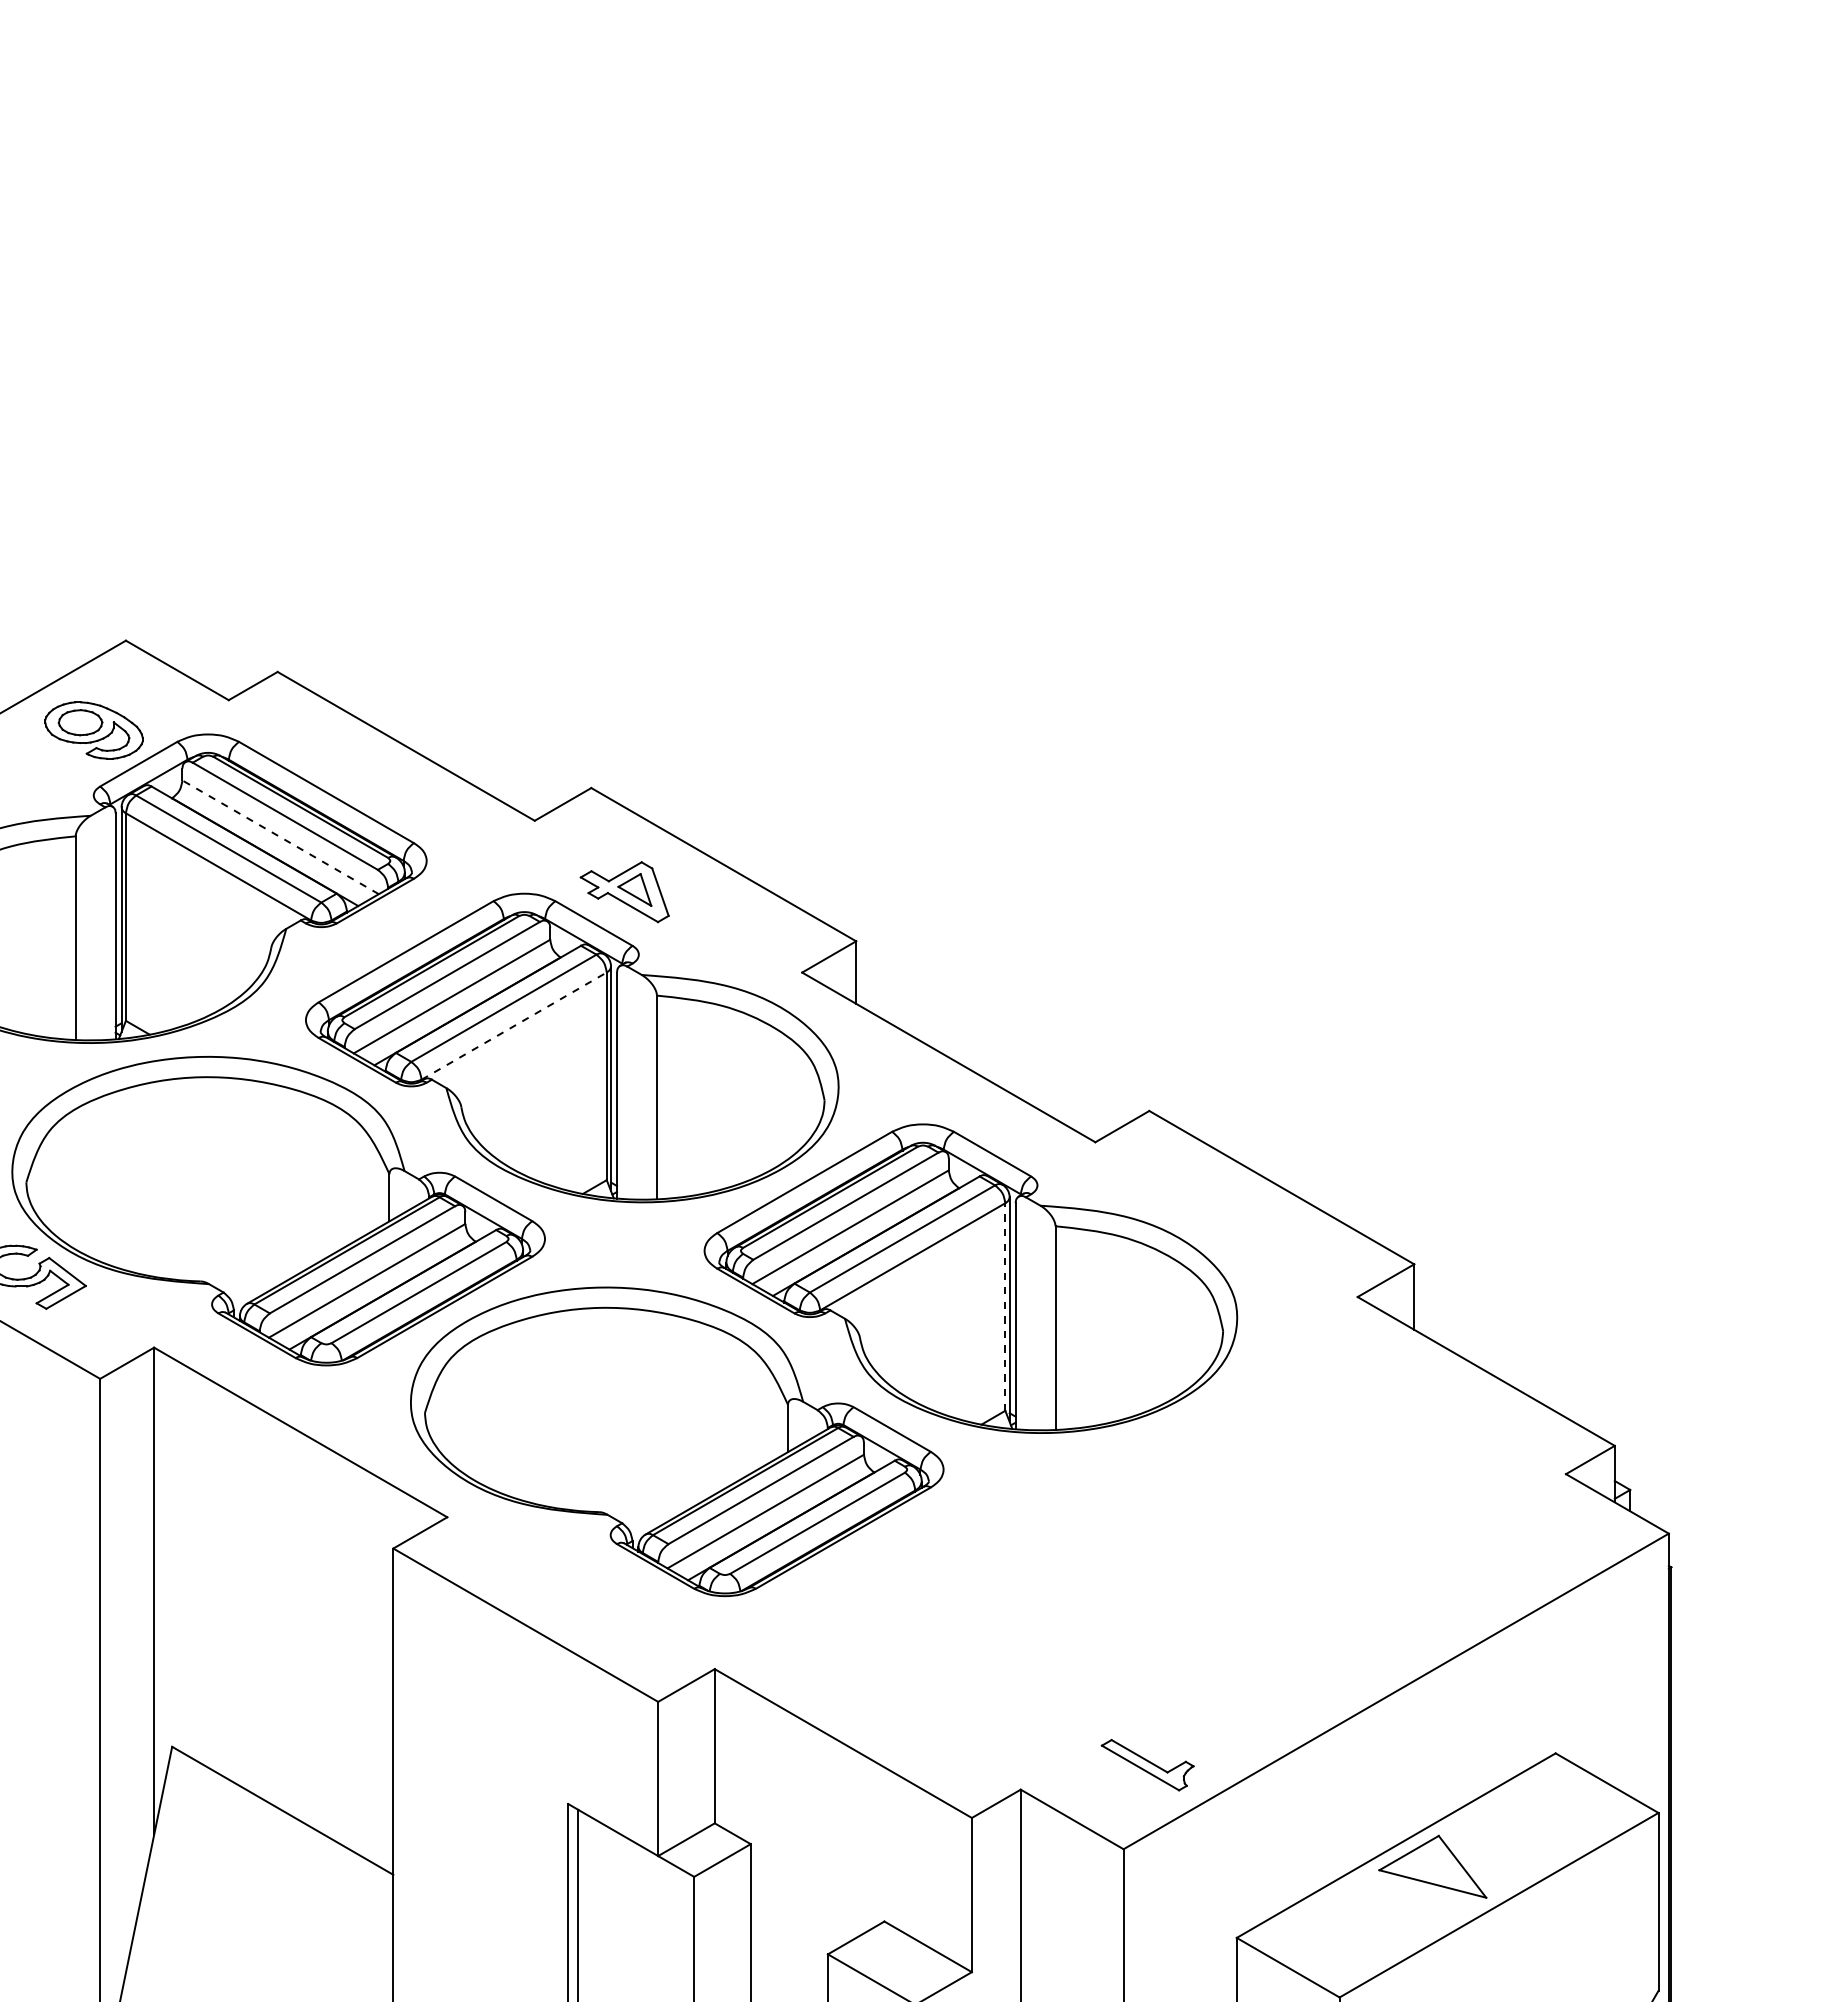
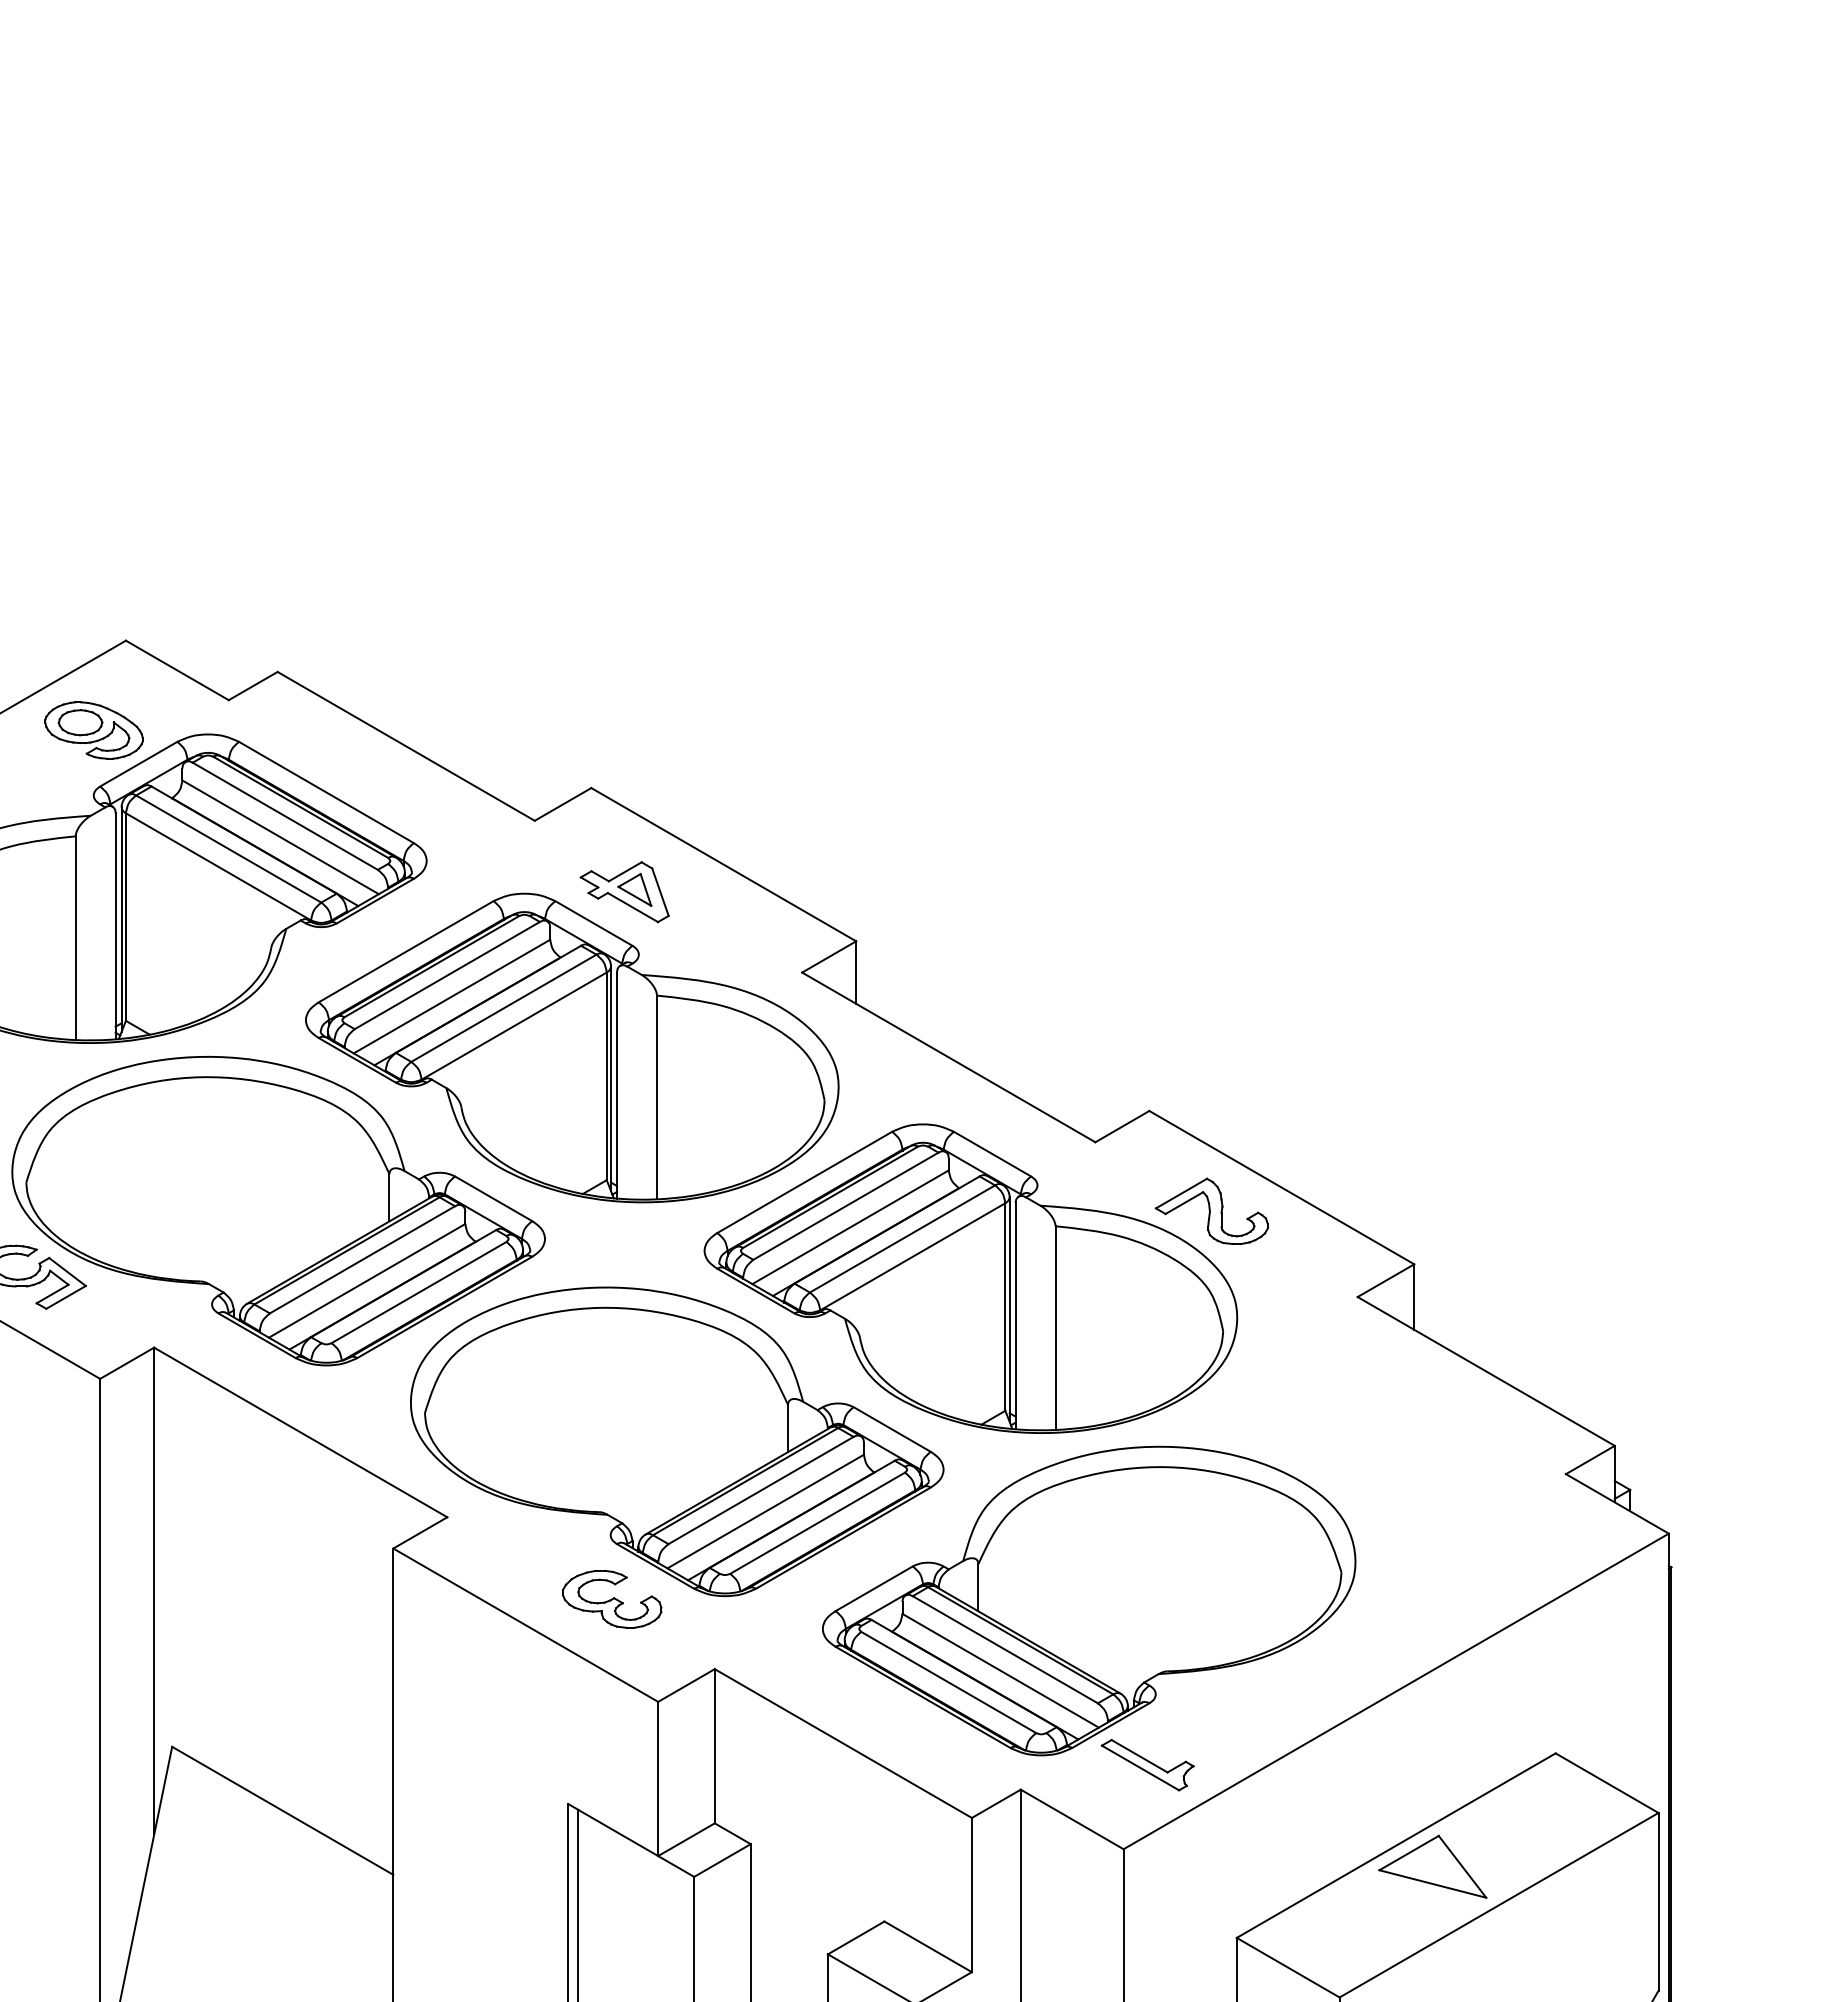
line: dashed -> solid (280, 837)
line: dashed -> solid (514, 1026)
part: none -> present (1211, 1211)
line: dashed -> solid (1005, 1307)
part: none -> present (612, 1599)
part: none -> present (1089, 1600)
